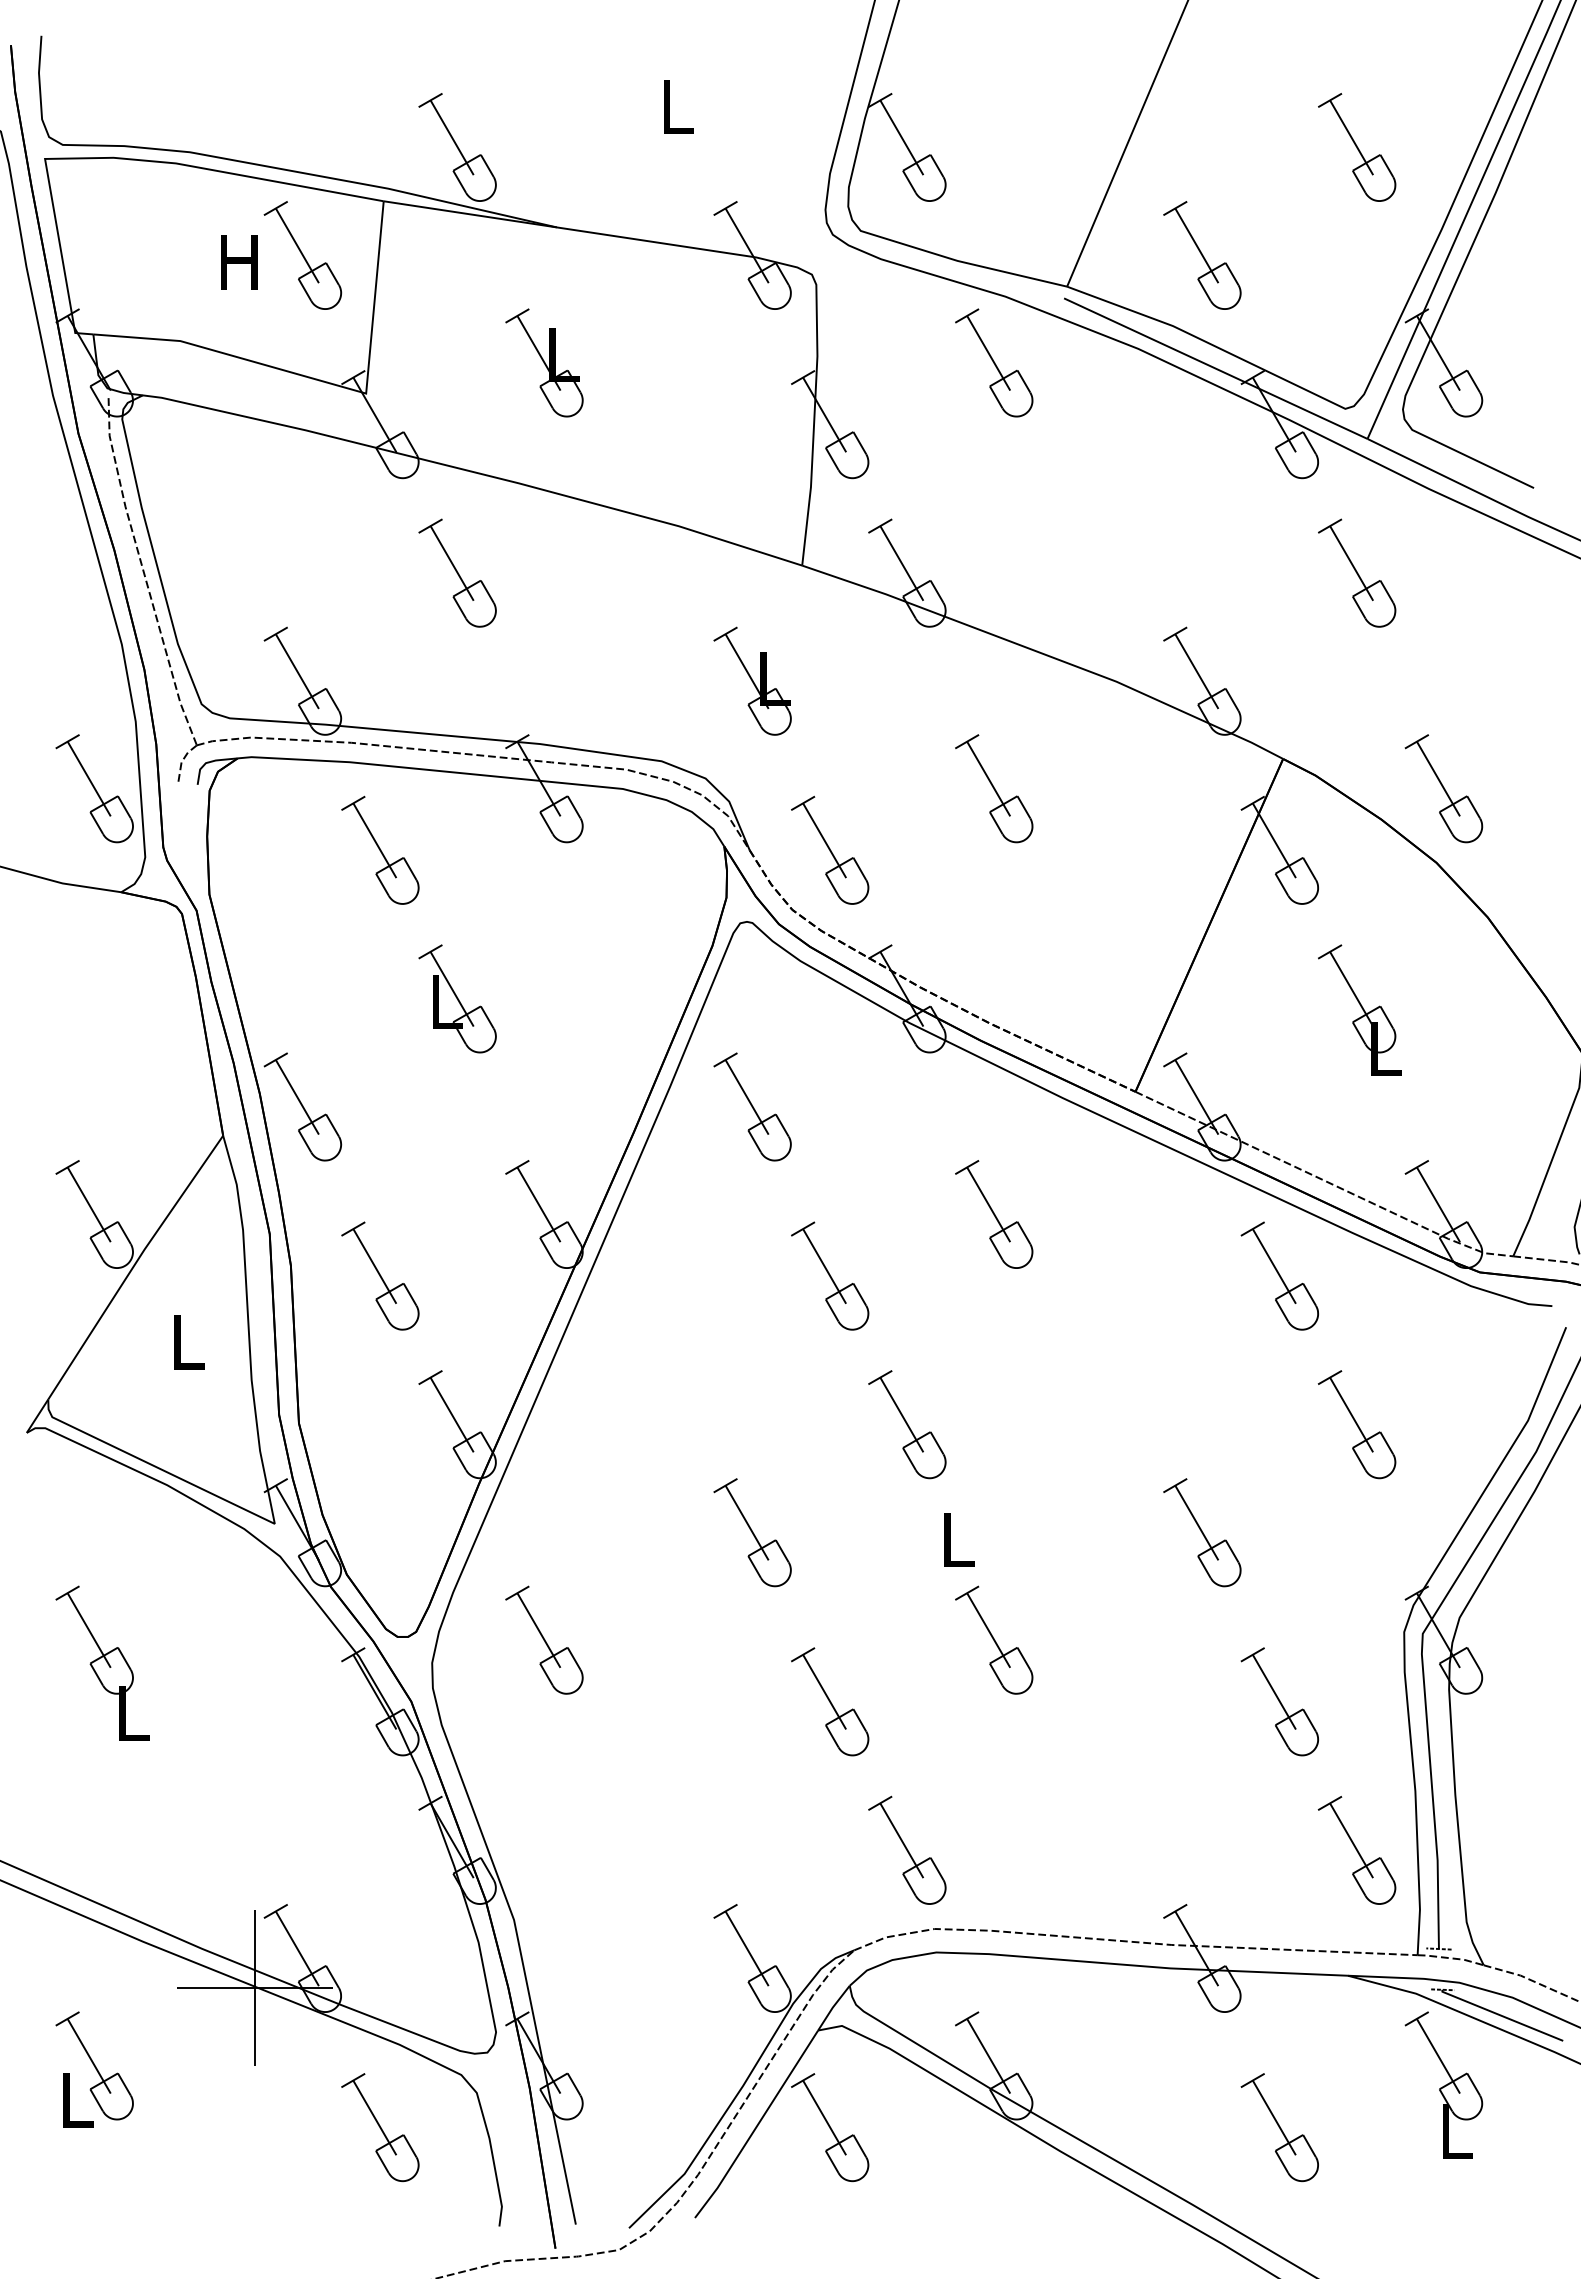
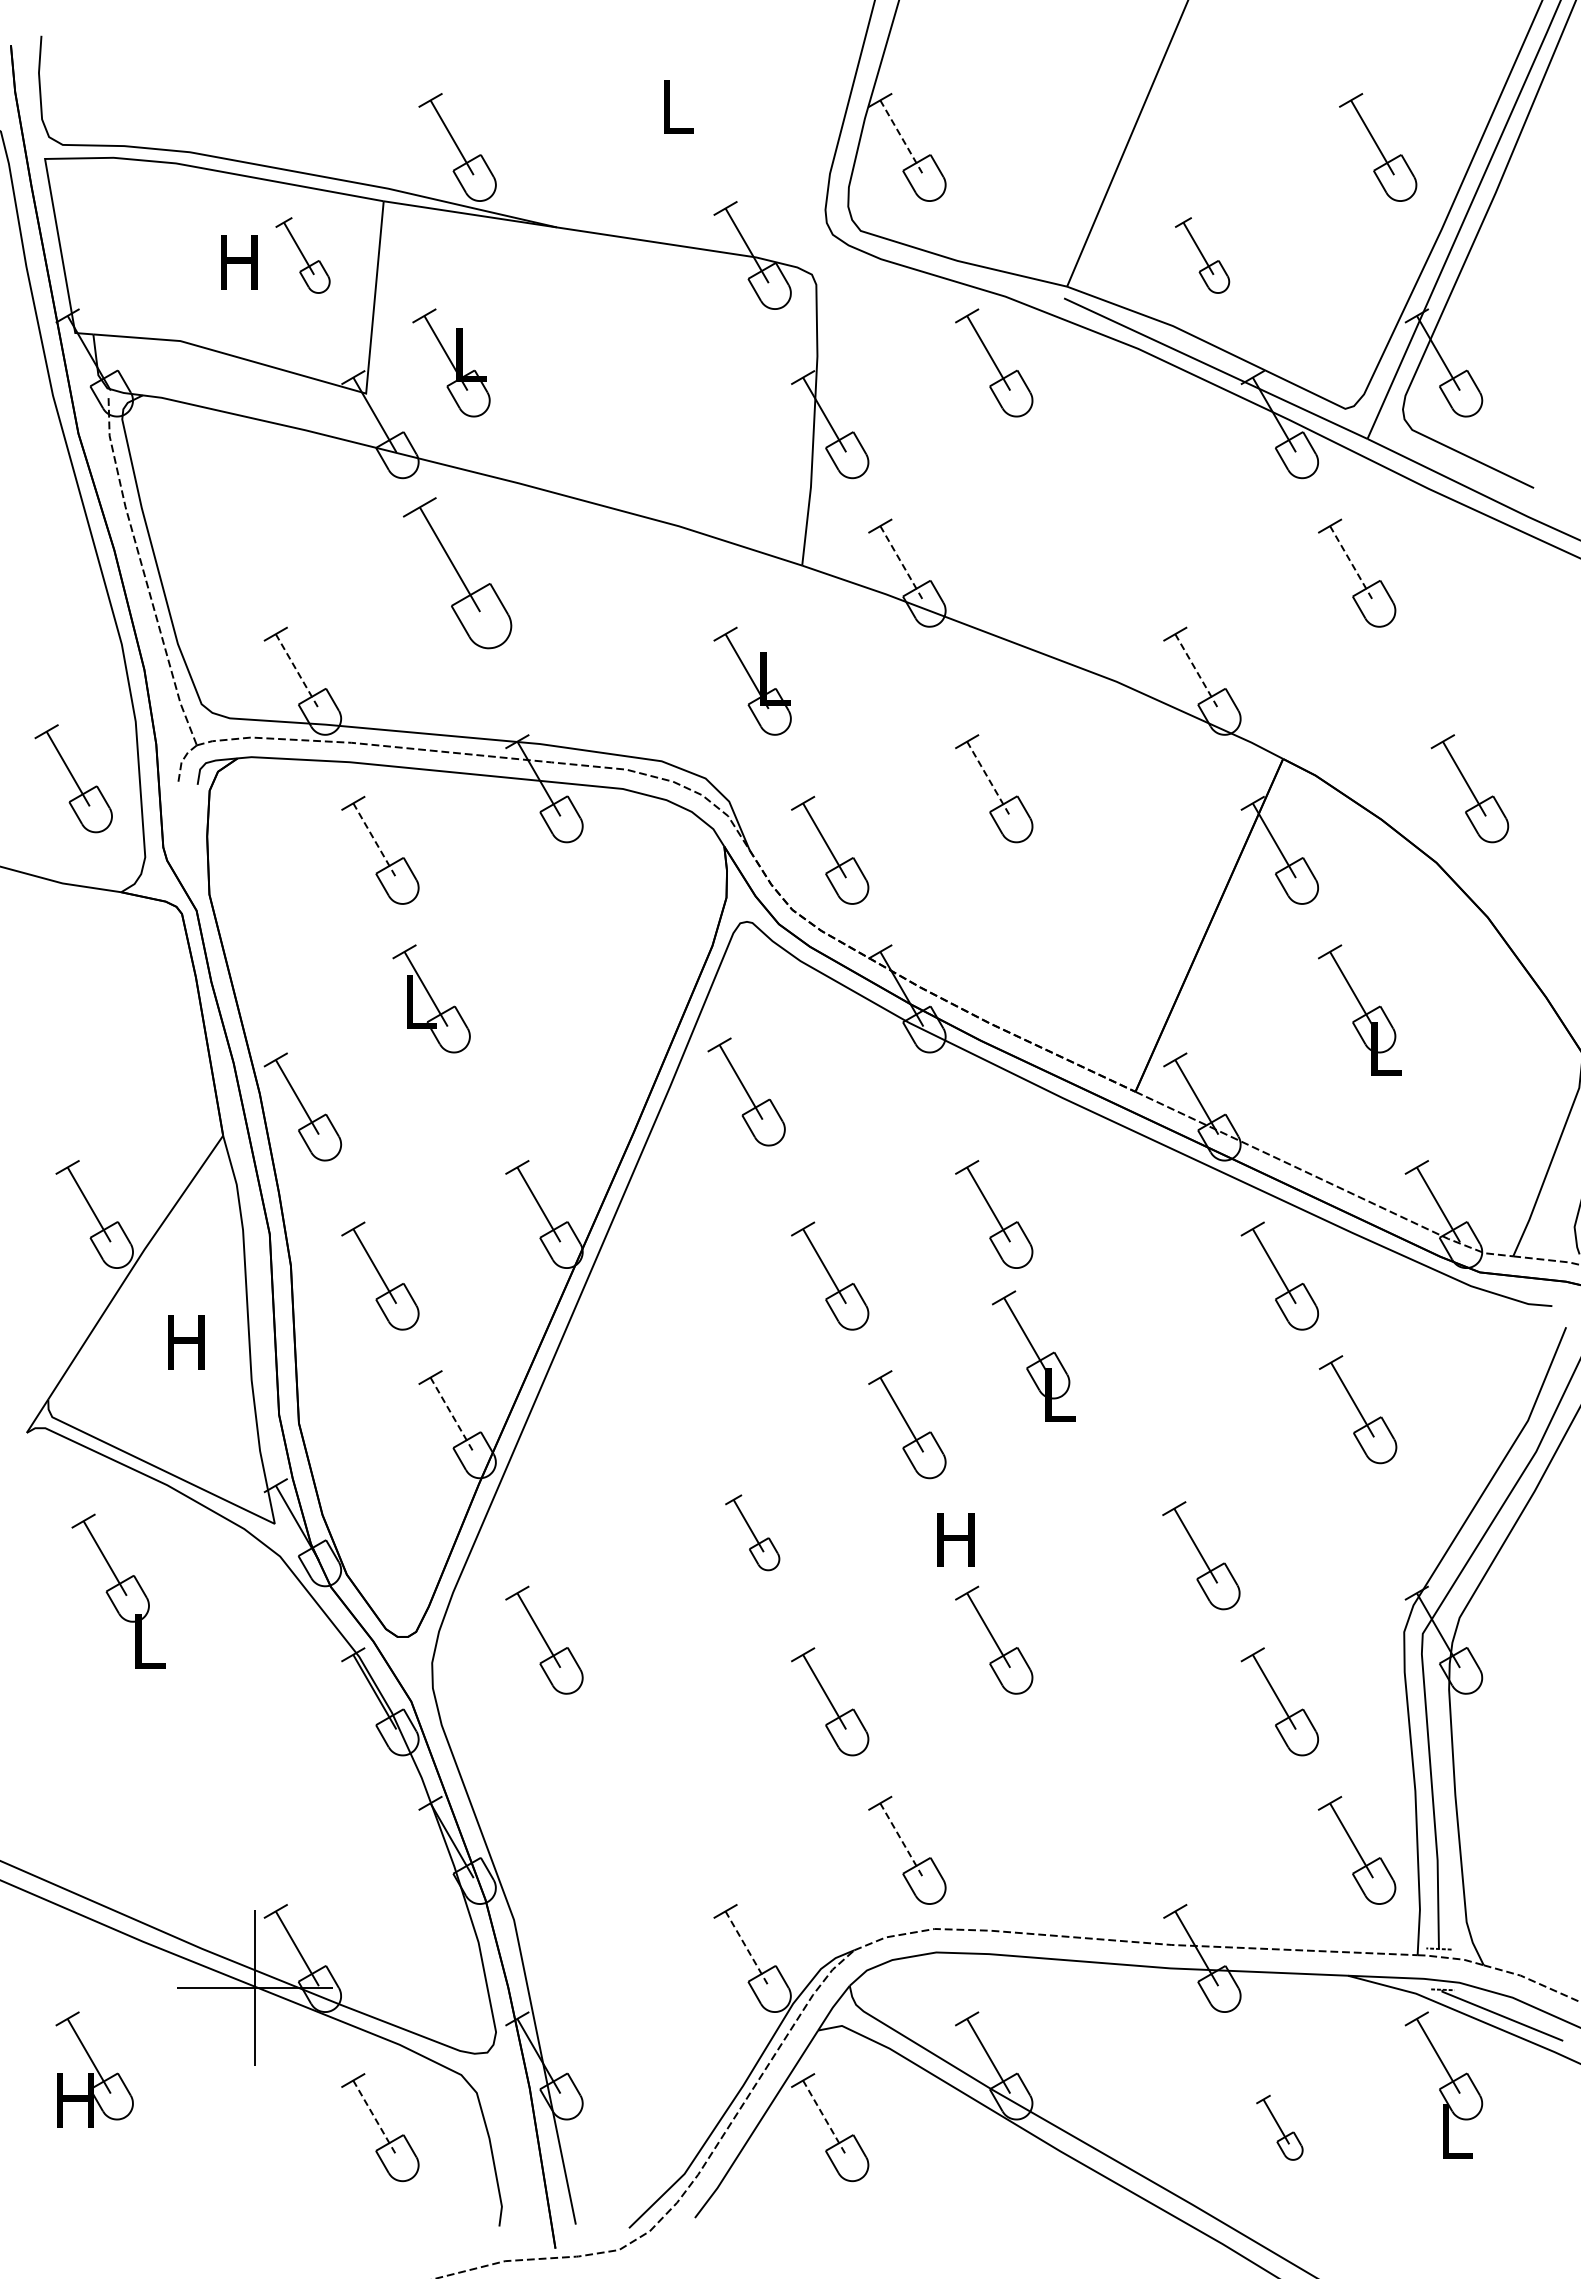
line: solid -> dashed (902, 138)
part position: (1357, 147) -> (1378, 147) (1378, 147)
part size: 80x109 px -> 56x77 px (302, 255)
part size: 79x109 px -> 56x77 px (1202, 255)
part position: (544, 362) -> (451, 362) (451, 362)
line: solid -> dashed (902, 563)
line: solid -> dashed (1351, 563)
part size: 79x110 px -> 110x153 px (457, 573)
line: solid -> dashed (297, 672)
line: solid -> dashed (1197, 672)
line: solid -> dashed (988, 779)
part position: (94, 788) -> (73, 778) (73, 778)
part position: (1443, 788) -> (1469, 788) (1469, 788)
line: solid -> dashed (375, 841)
part position: (457, 998) -> (431, 998) (431, 998)
part position: (752, 1106) -> (746, 1091) (746, 1091)
text: L -> H (186, 1342)
part: none -> present (1033, 1355)
line: solid -> dashed (452, 1415)
part position: (1356, 1424) -> (1357, 1409) (1357, 1409)
part size: 79x110 px -> 56x78 px (752, 1532)
part position: (1202, 1532) -> (1201, 1555) (1201, 1555)
text: L -> H (955, 1539)
part position: (102, 1662) -> (118, 1590) (118, 1590)
line: solid -> dashed (902, 1841)
line: solid -> dashed (747, 1949)
text: L -> H (75, 2100)
line: solid -> dashed (375, 2118)
line: solid -> dashed (824, 2118)
part size: 79x110 px -> 48x66 px (1279, 2127)
